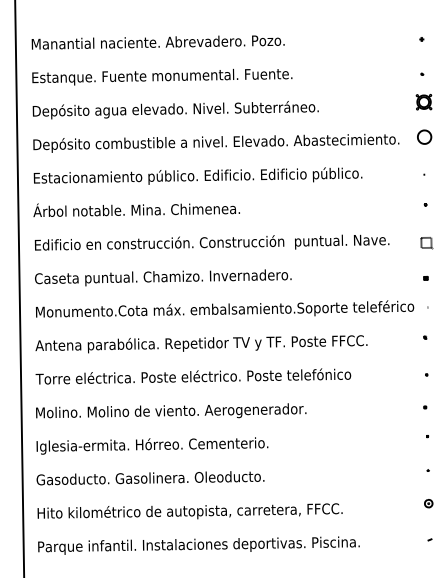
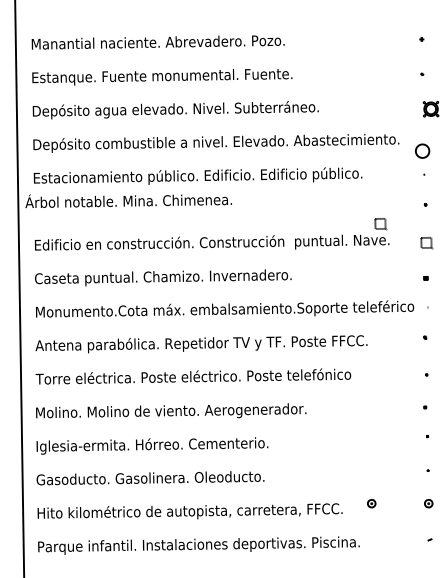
part position: (423, 102) -> (430, 109) (430, 109)
part position: (424, 136) -> (422, 150) (422, 150)
text position: (136, 209) -> (128, 200) (128, 200)
part: none -> present (380, 224)
part: none -> present (371, 503)
